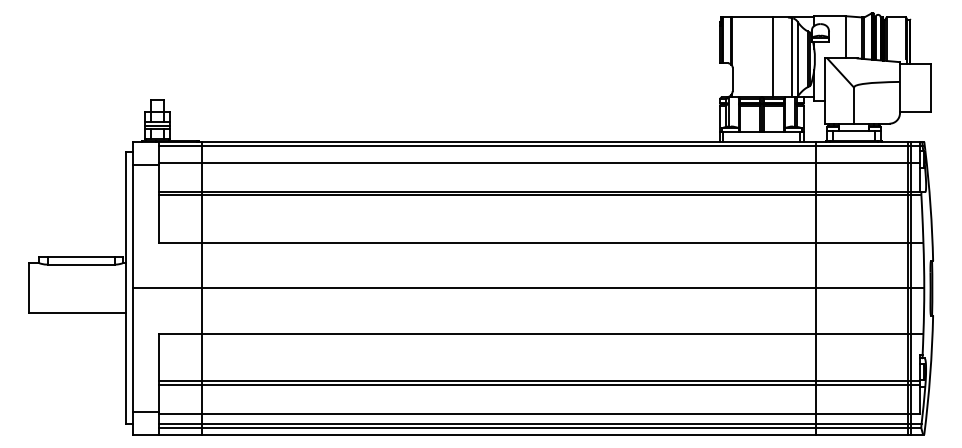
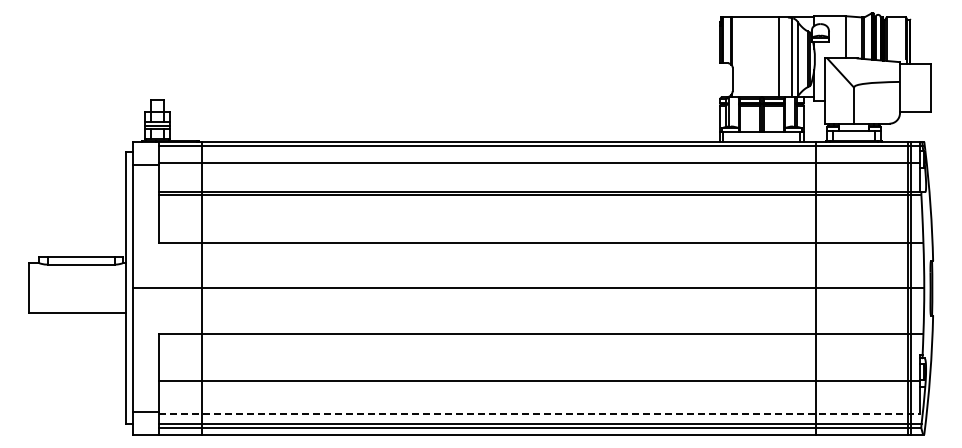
line position: (772, 57) -> (778, 57) (778, 57)
line: present -> none (538, 384)
line: solid -> dashed (539, 413)
